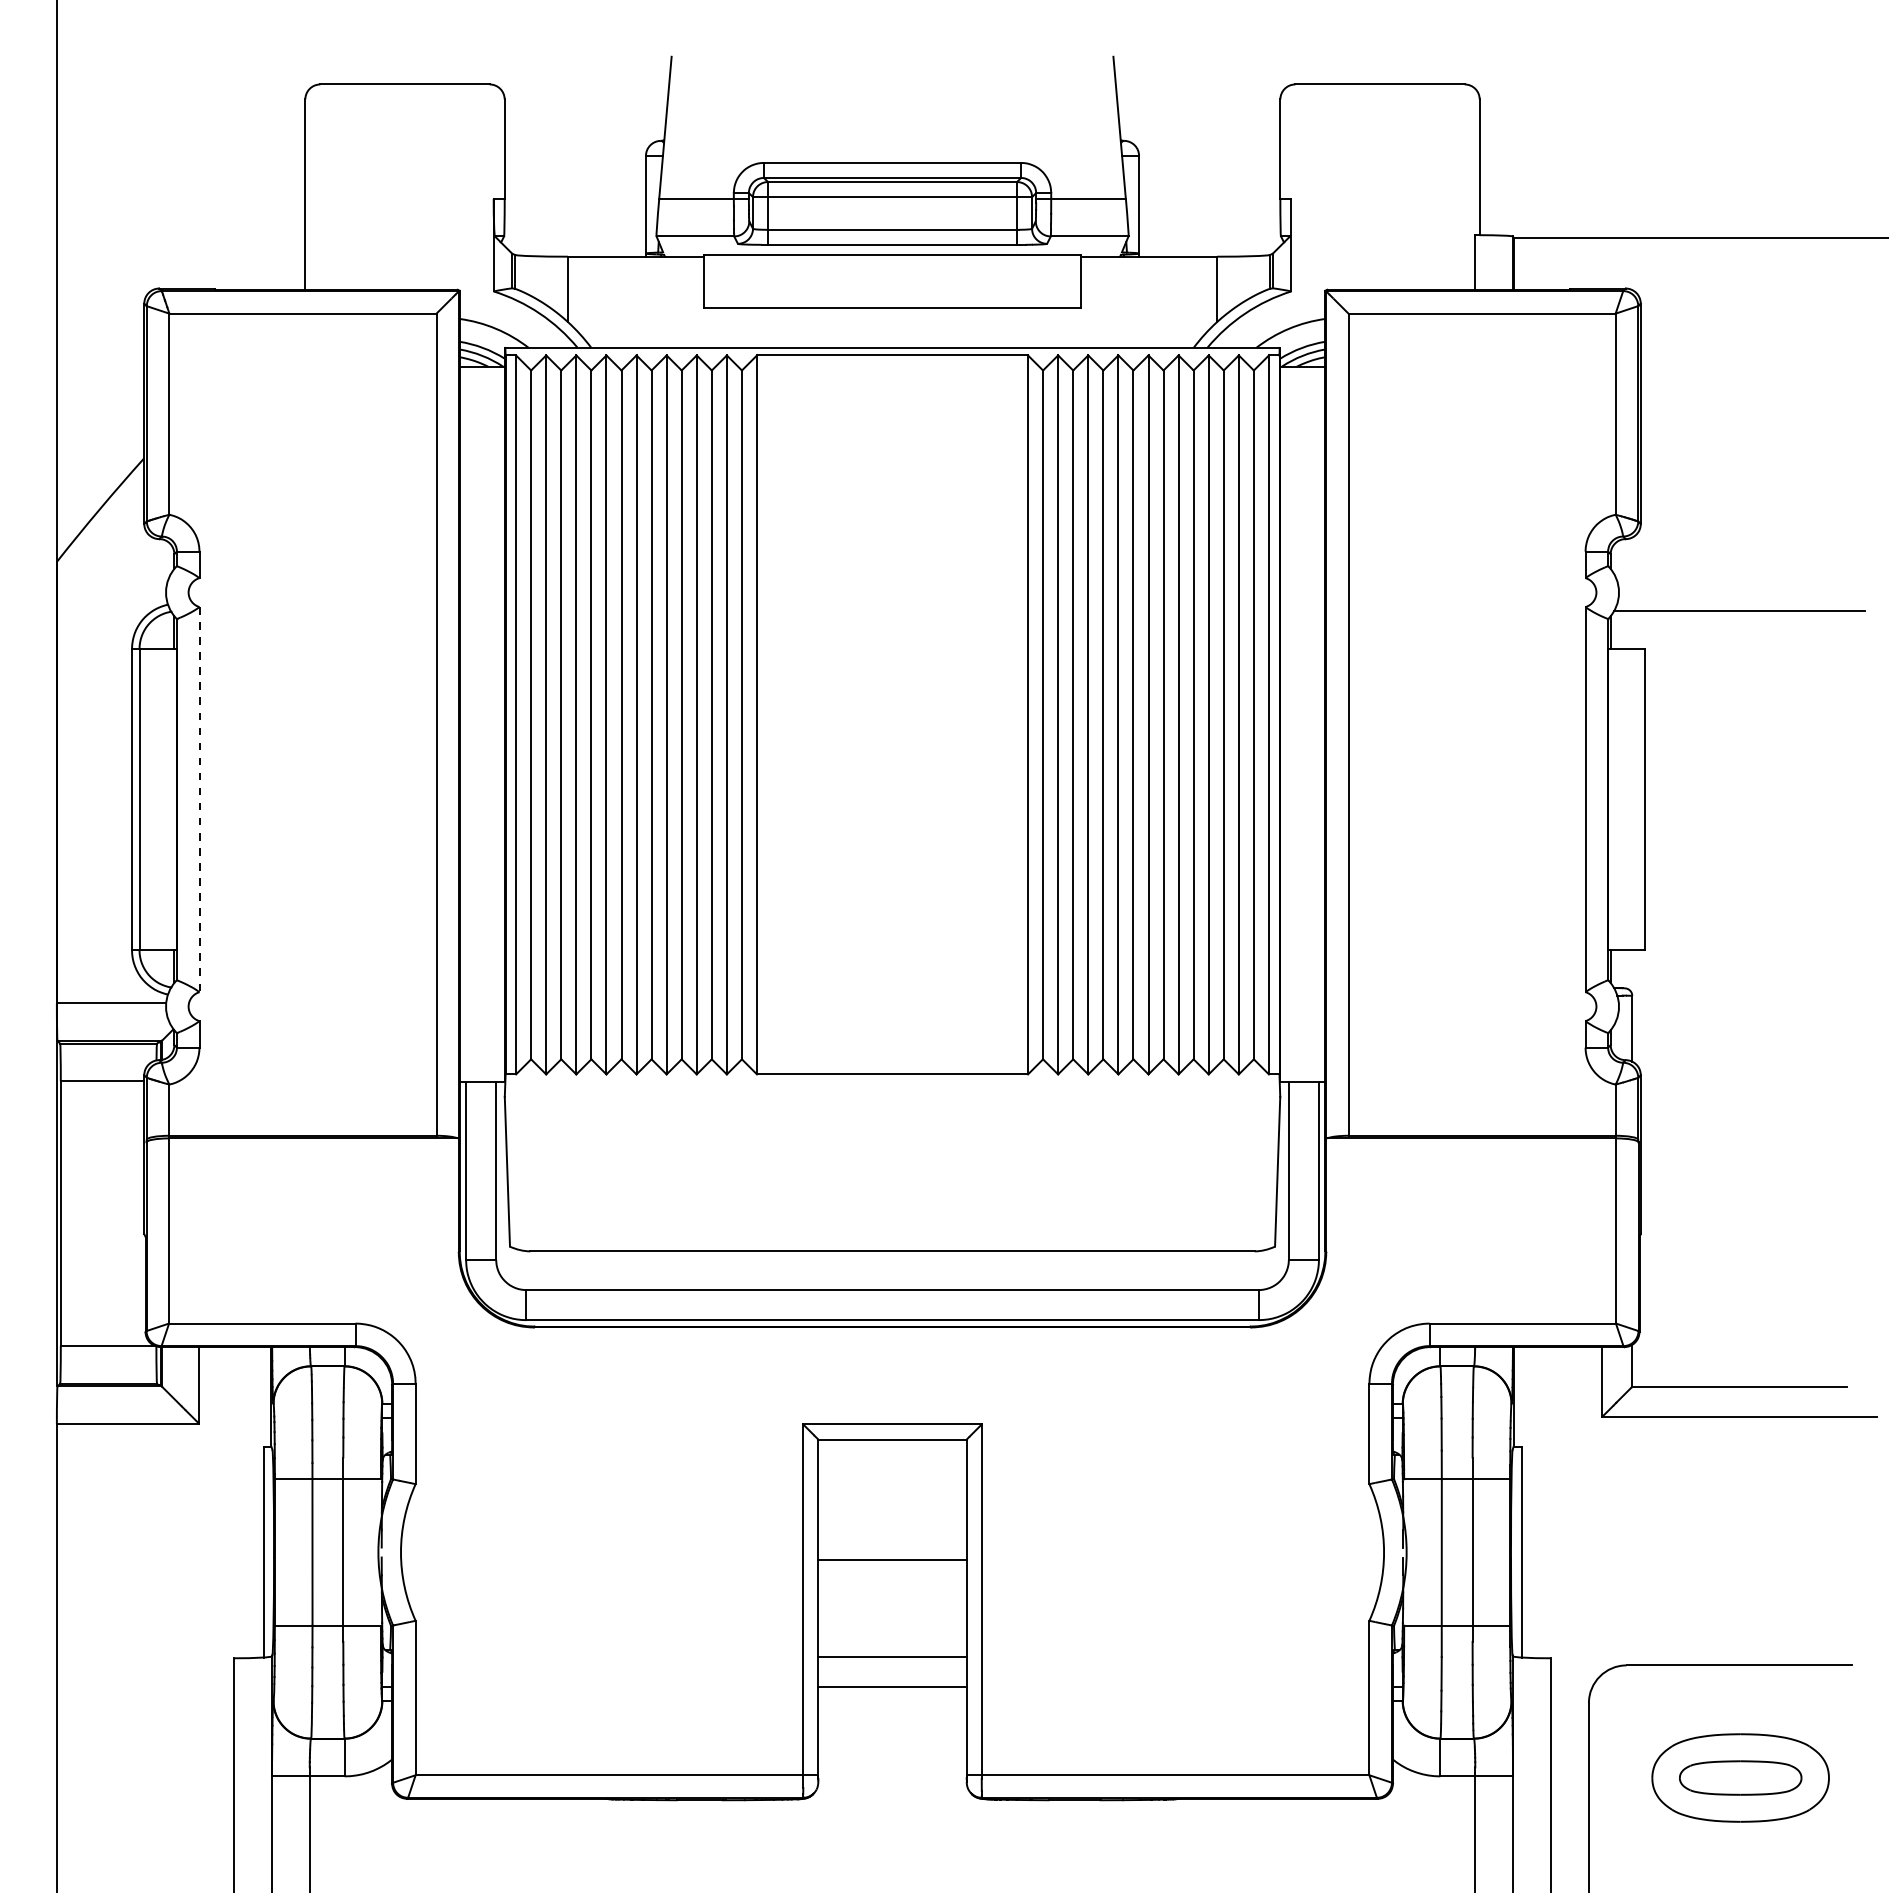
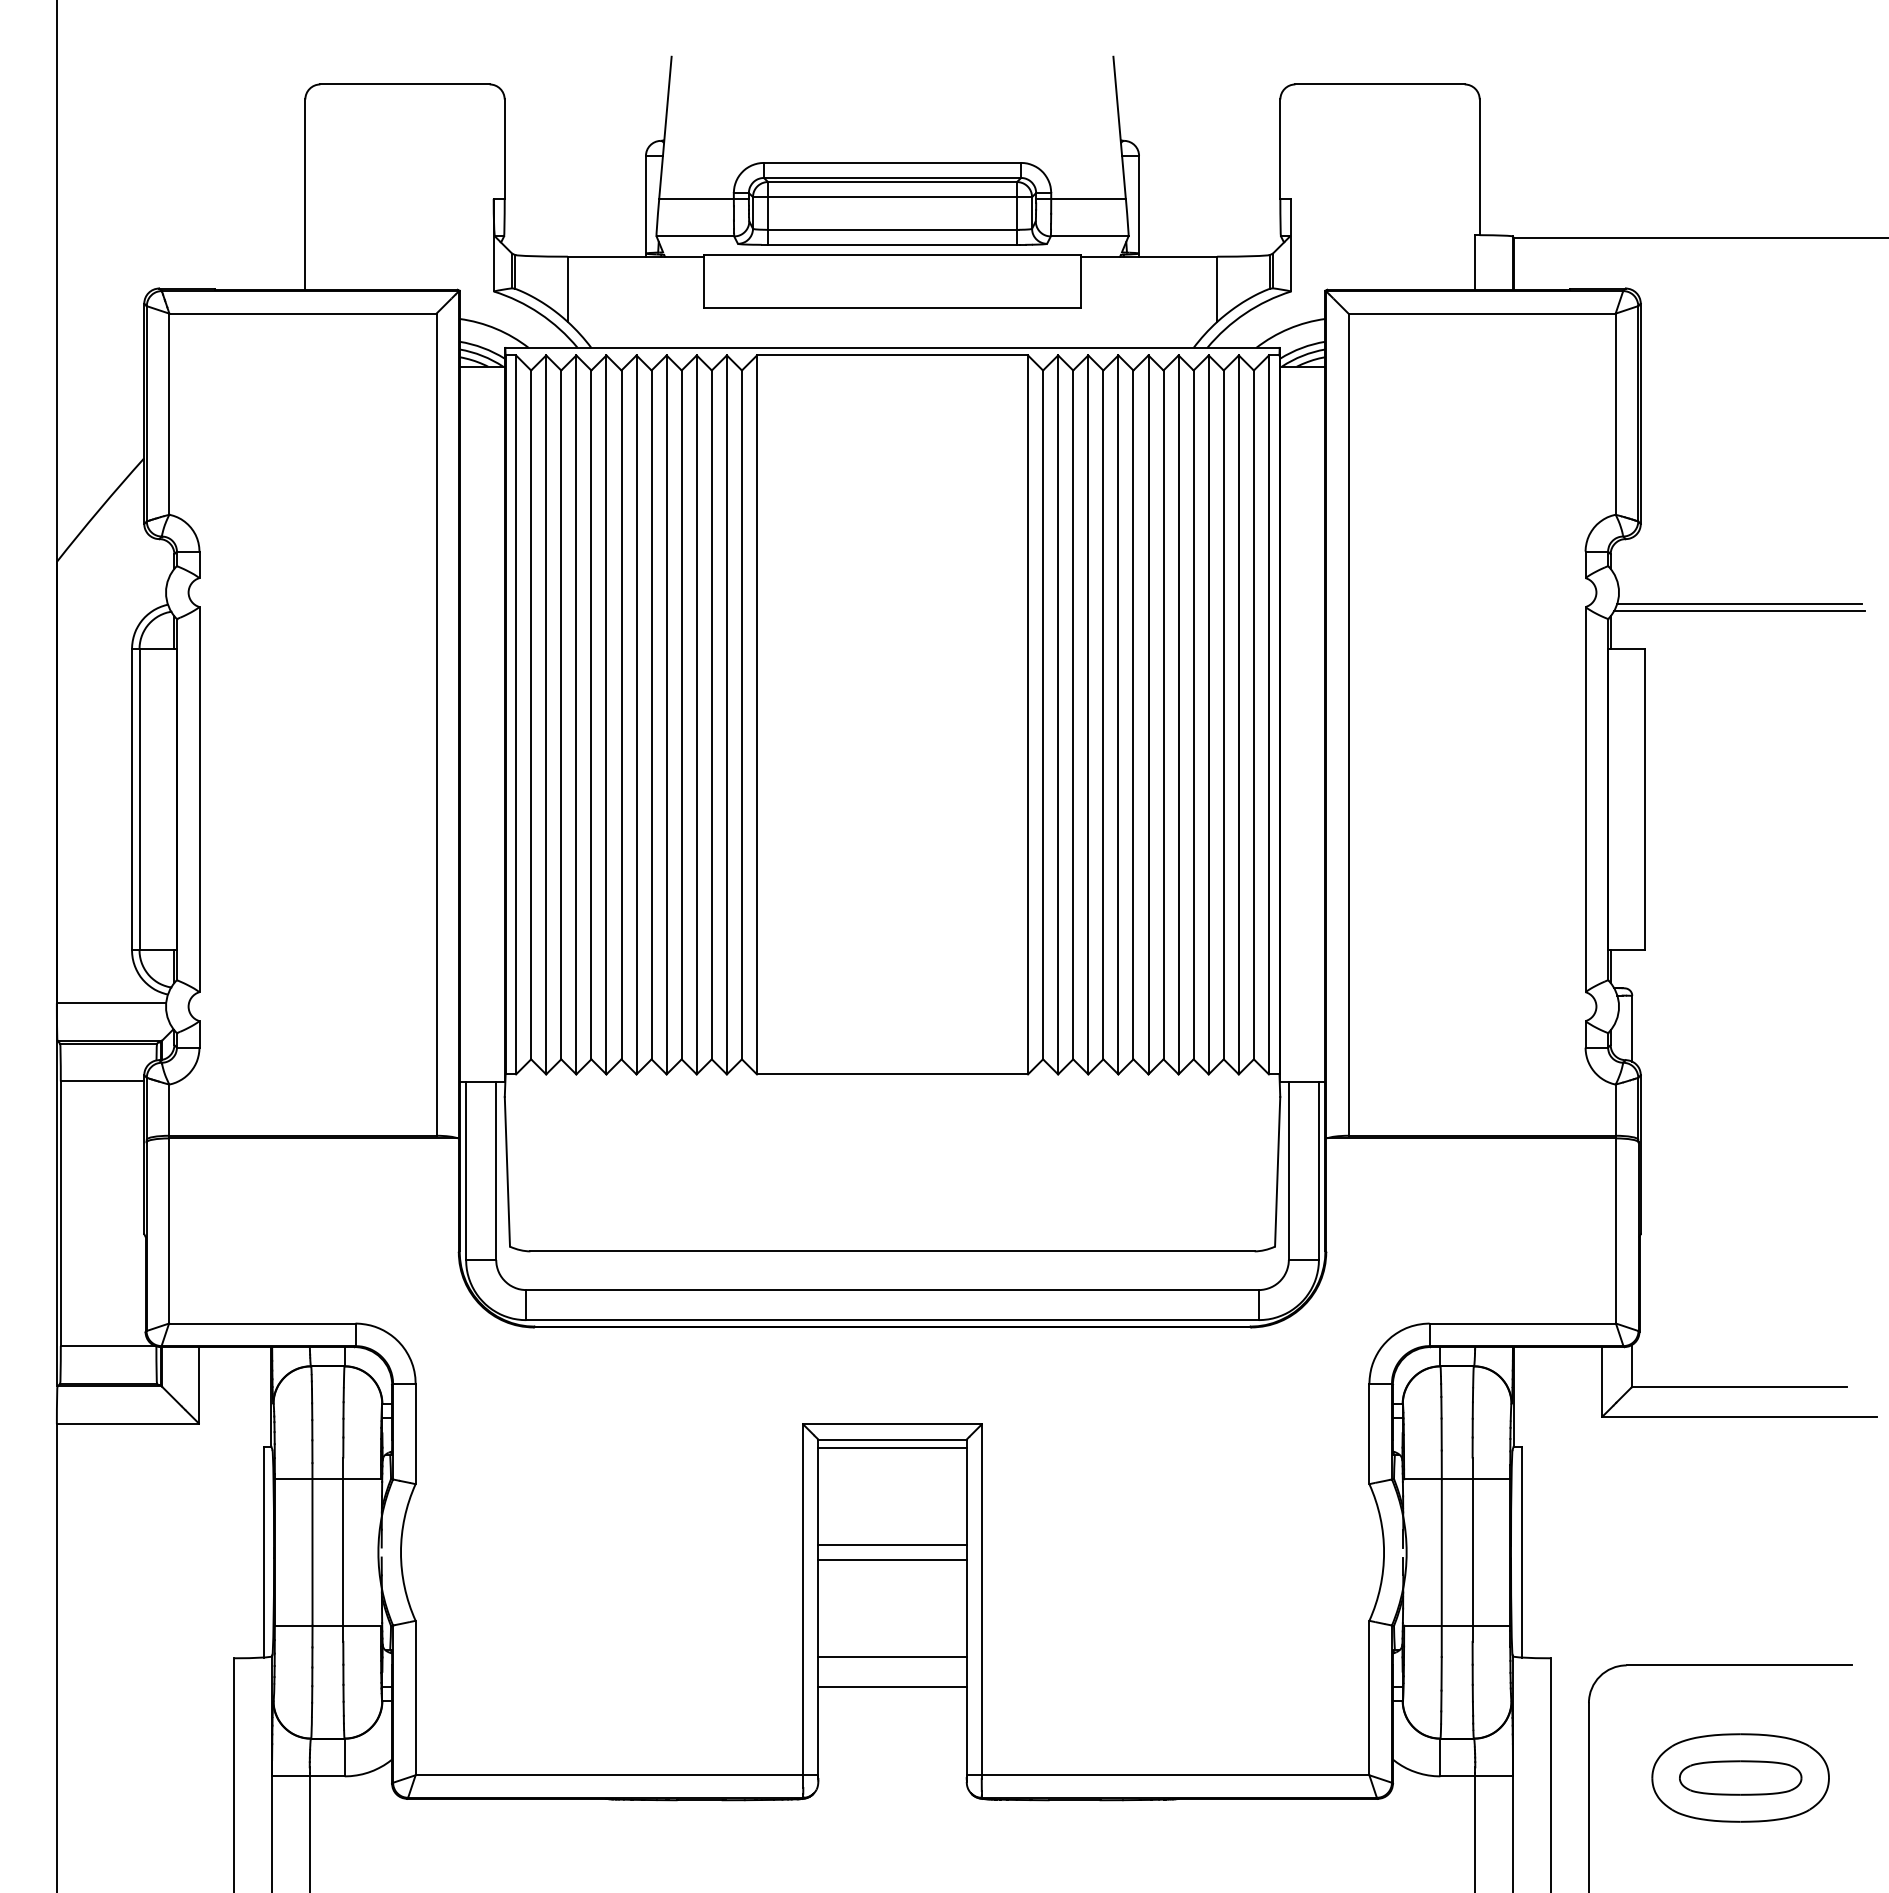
line: none -> present (1739, 603)
line: dashed -> solid (199, 799)
line: none -> present (892, 1447)
line: none -> present (892, 1545)
